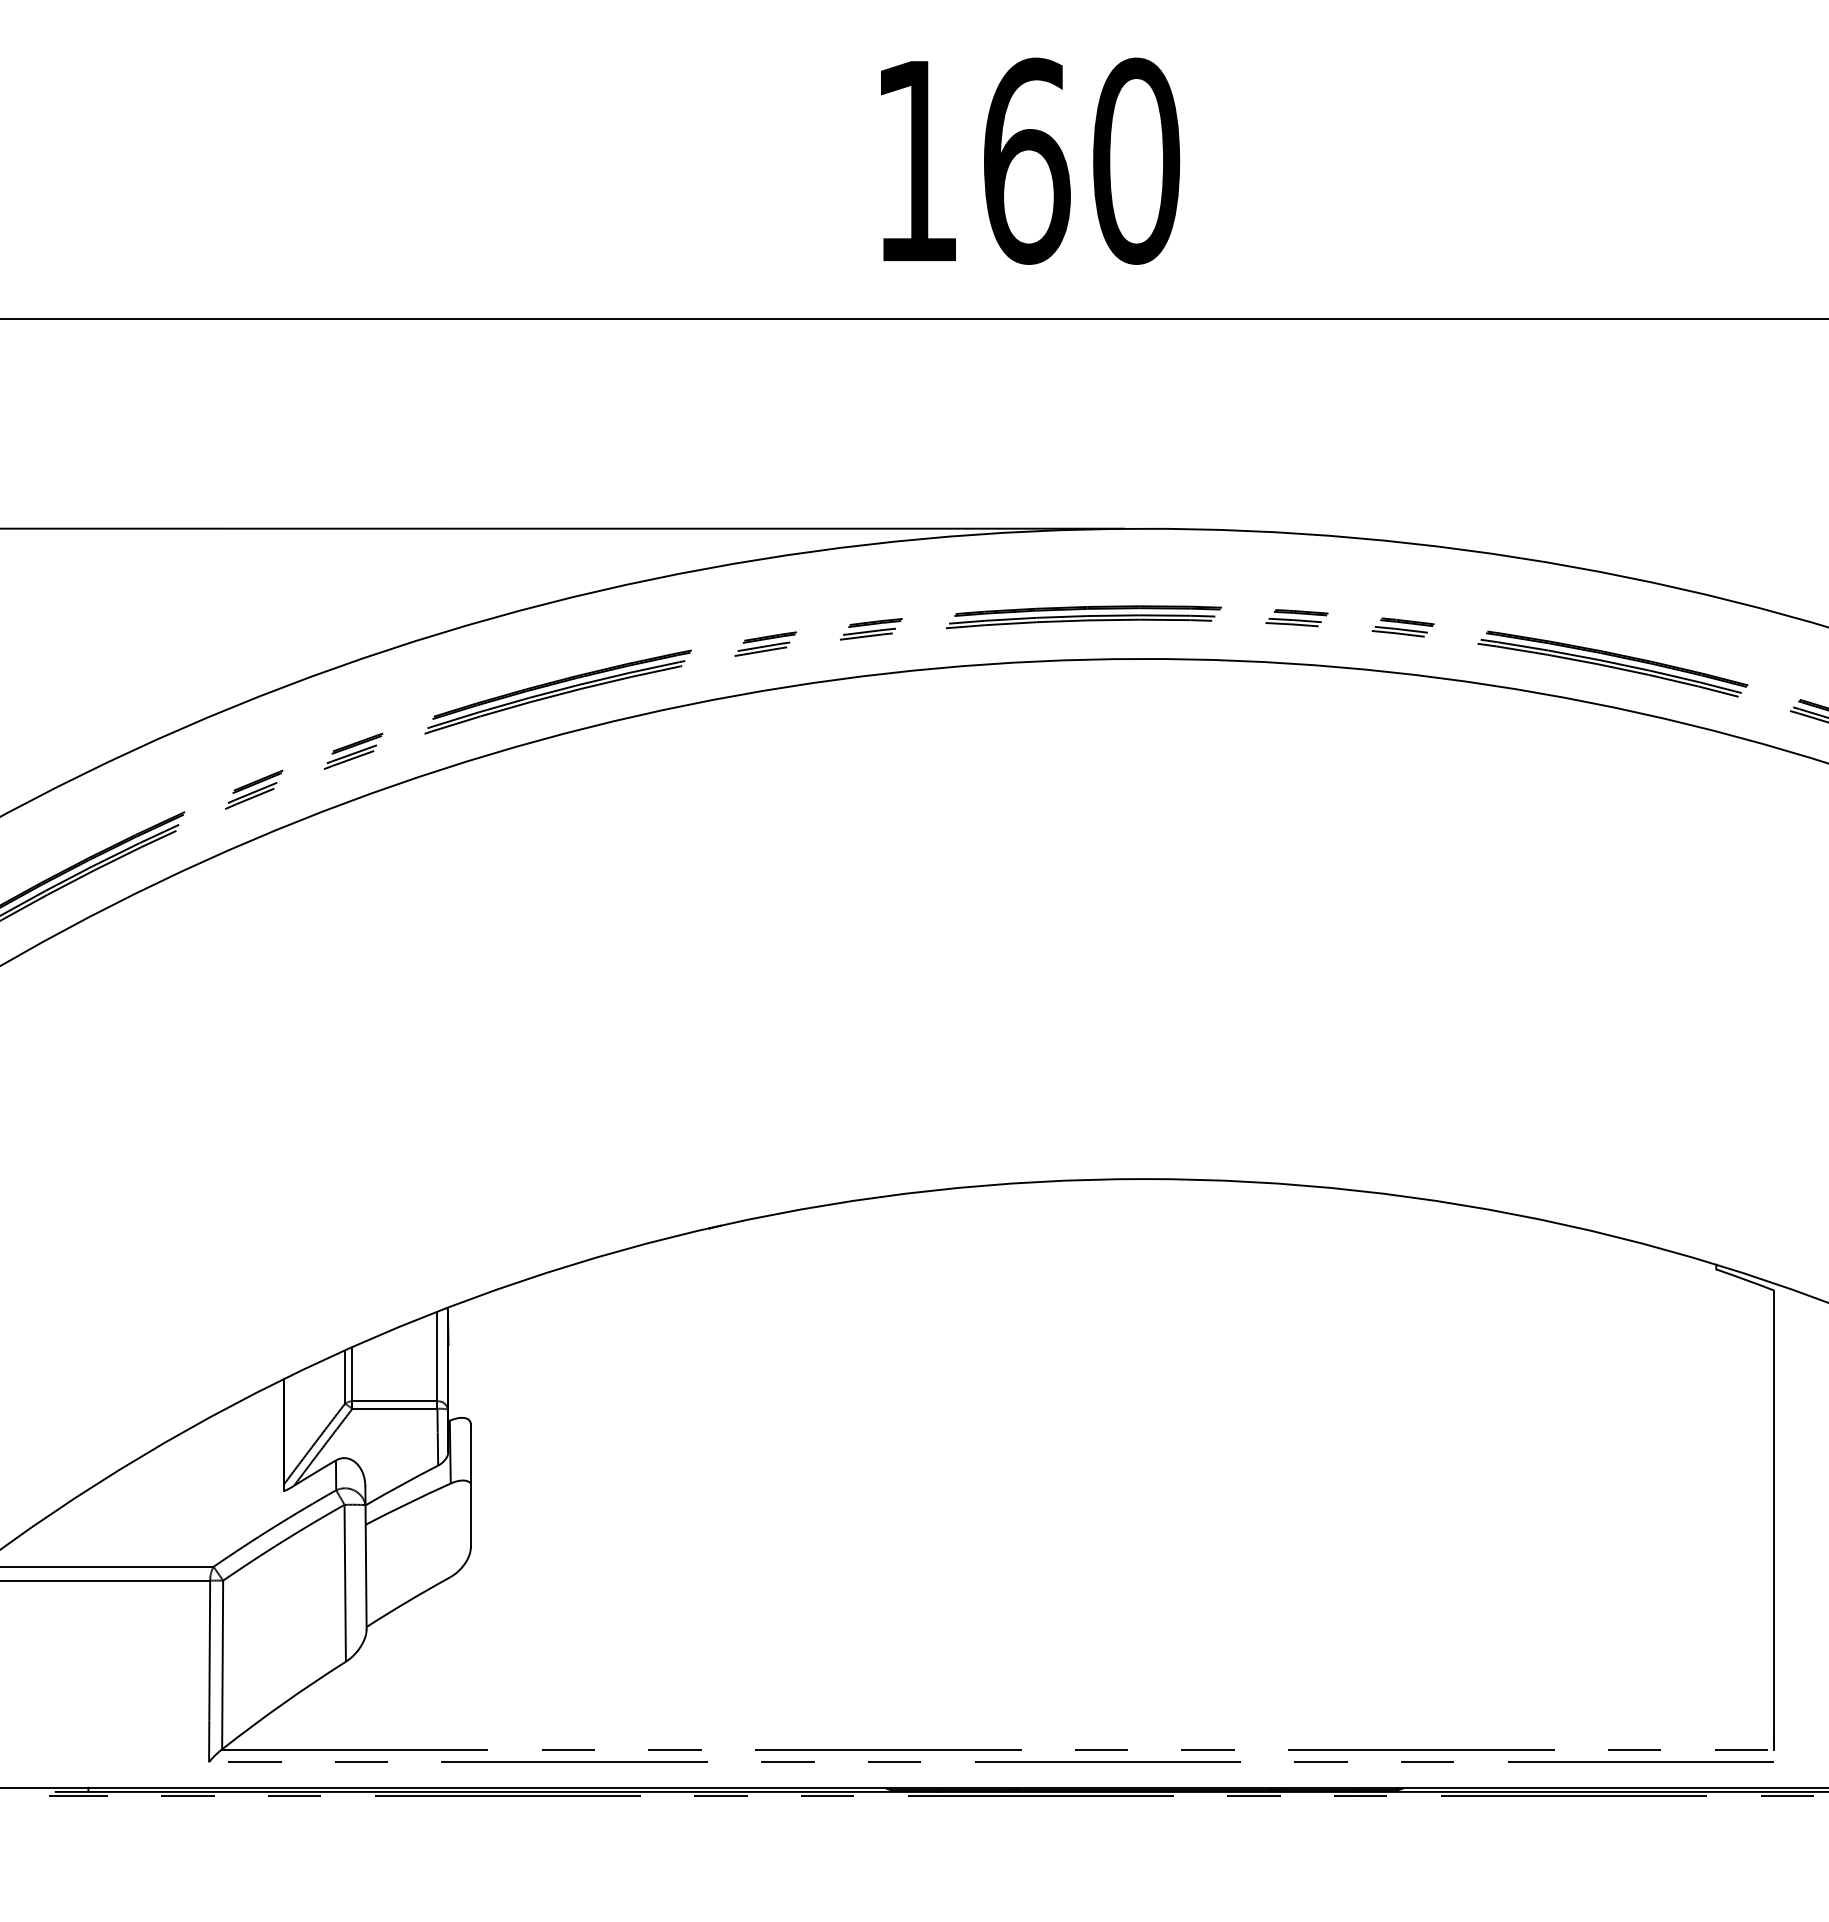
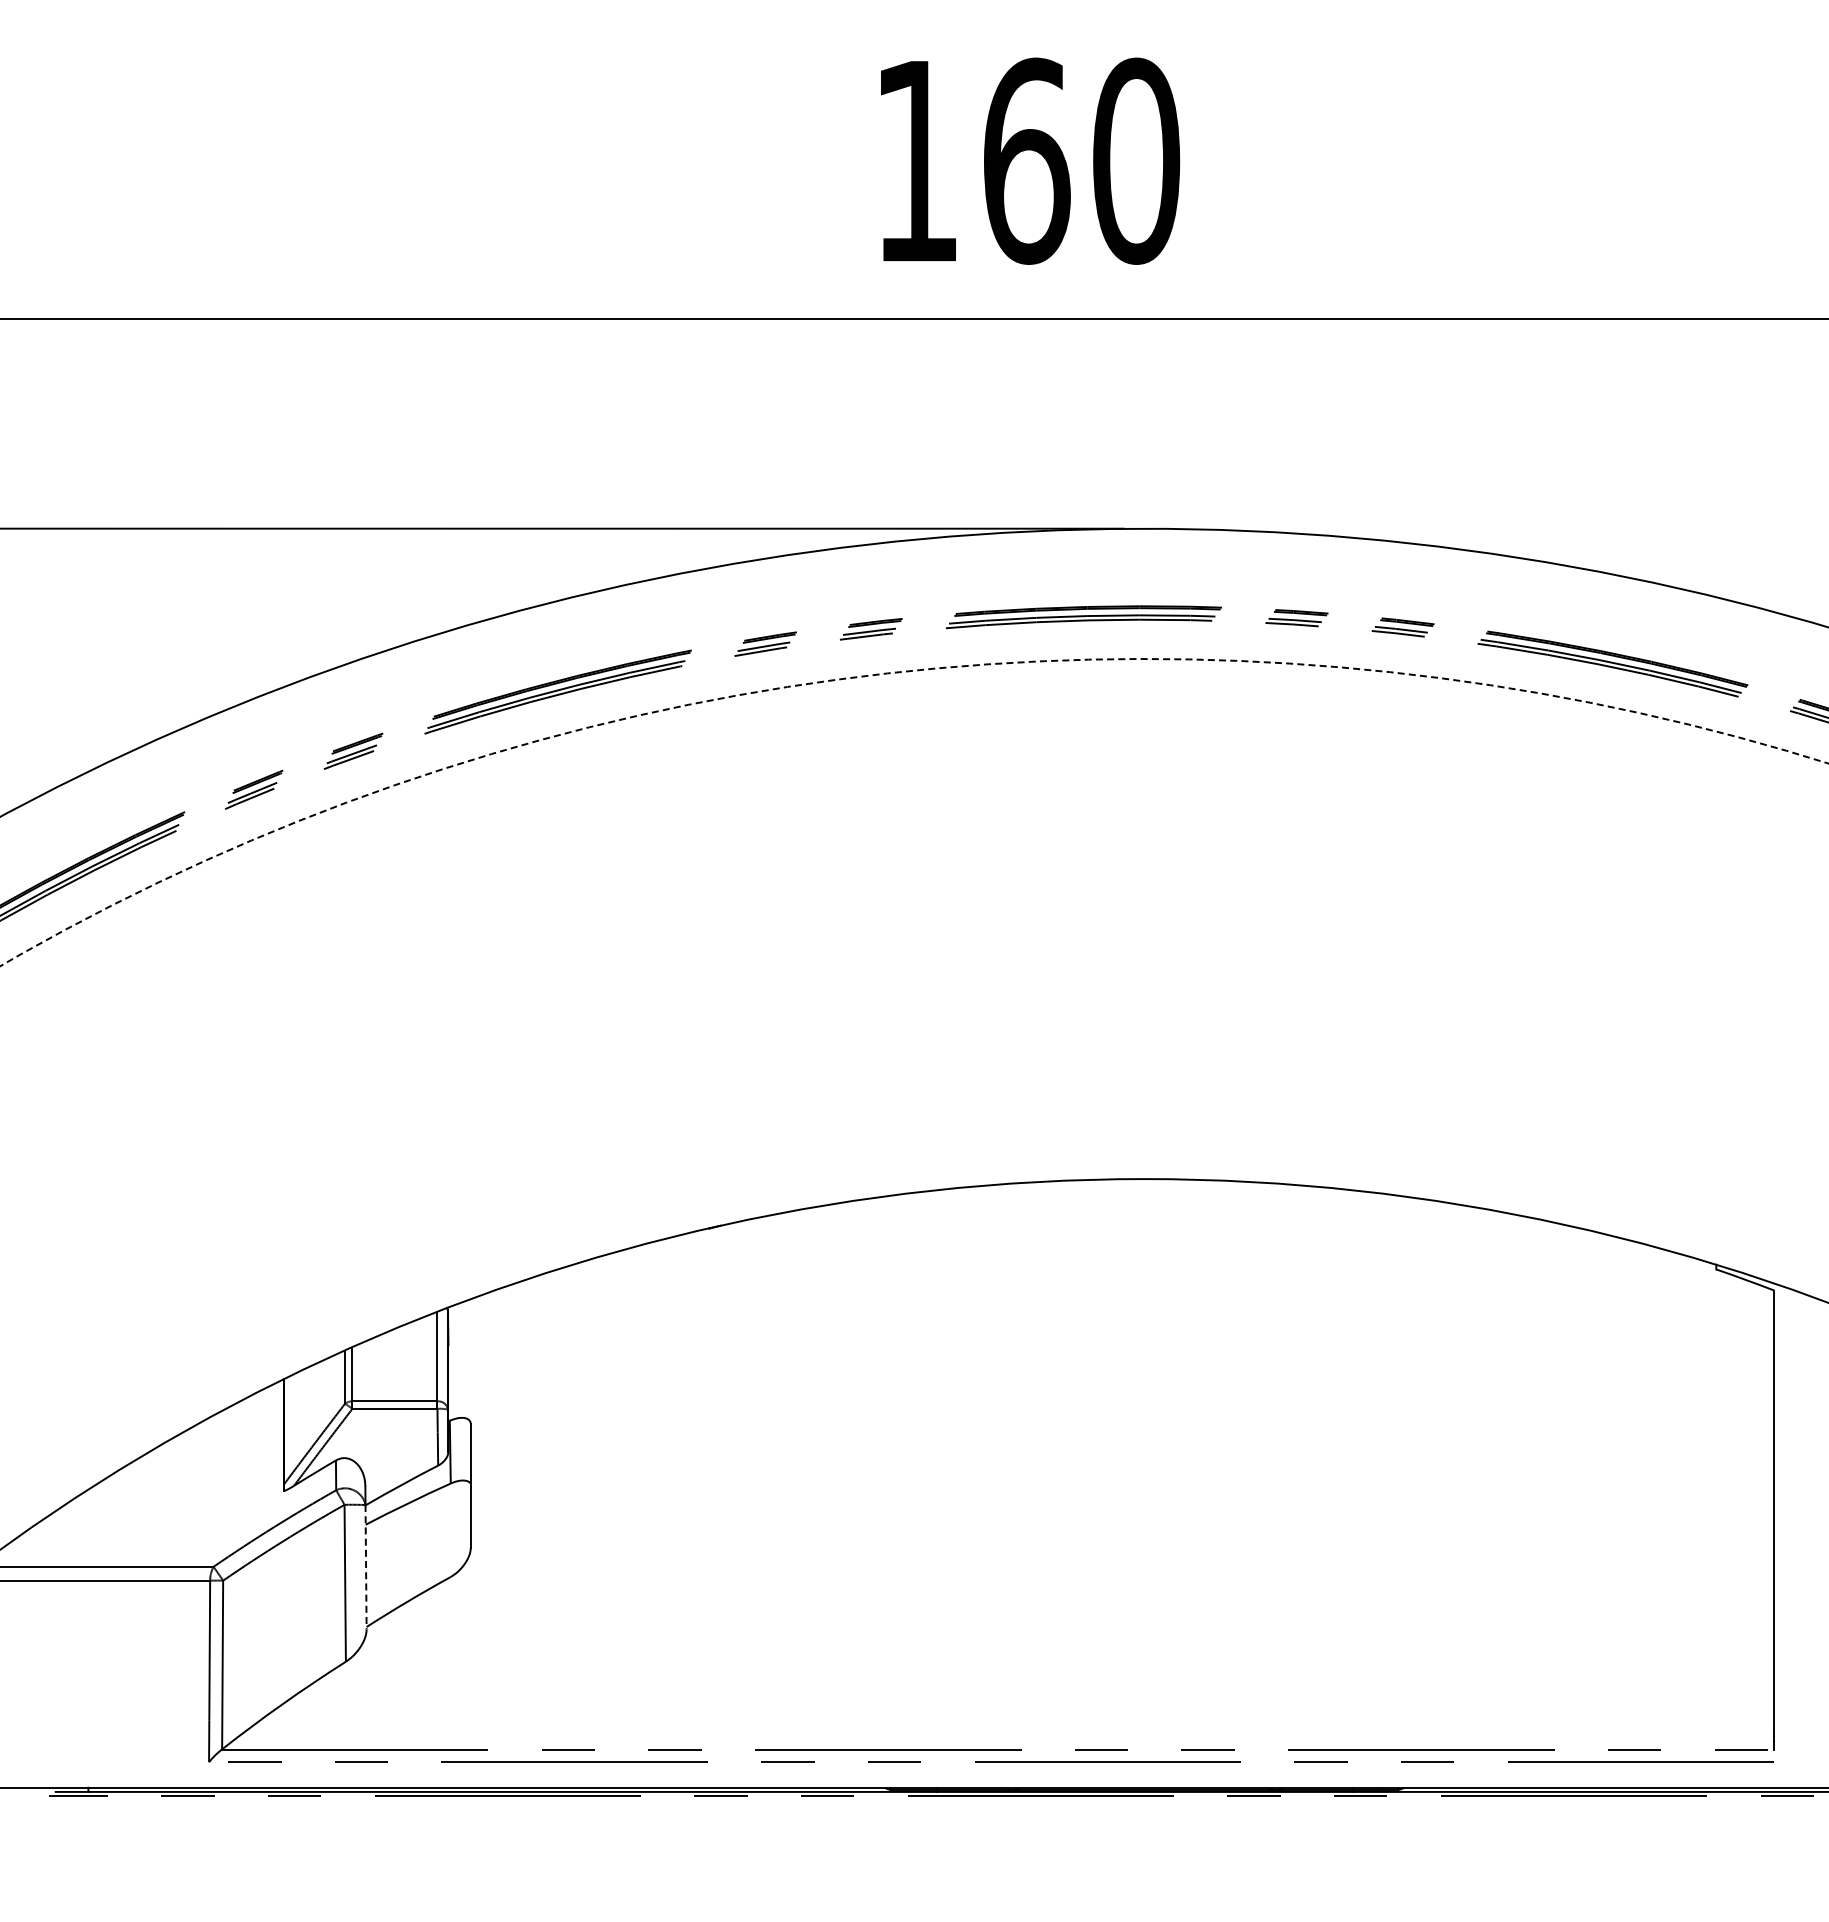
arc: solid -> dashed (898, 672)
line: solid -> dashed (366, 1567)
